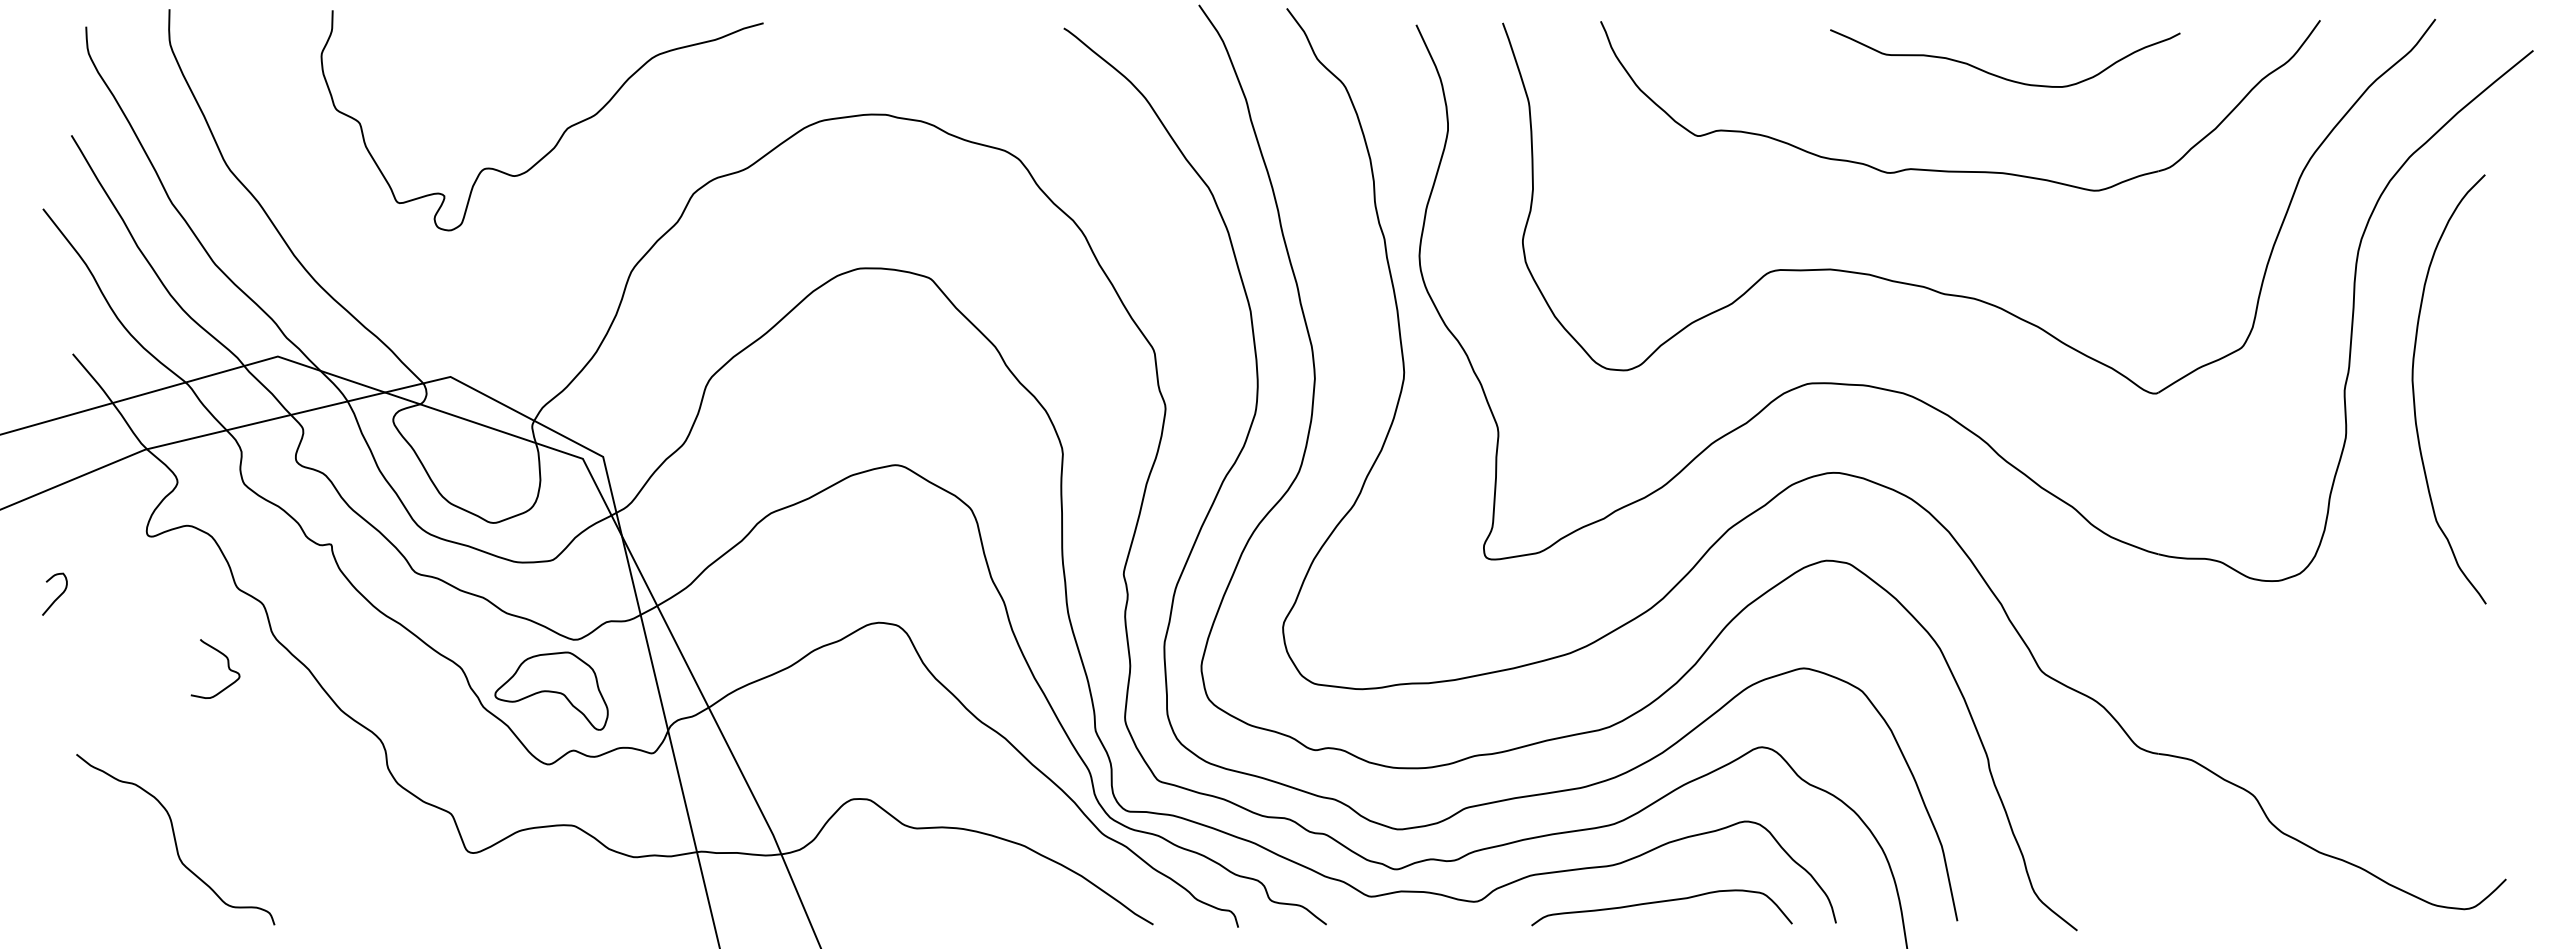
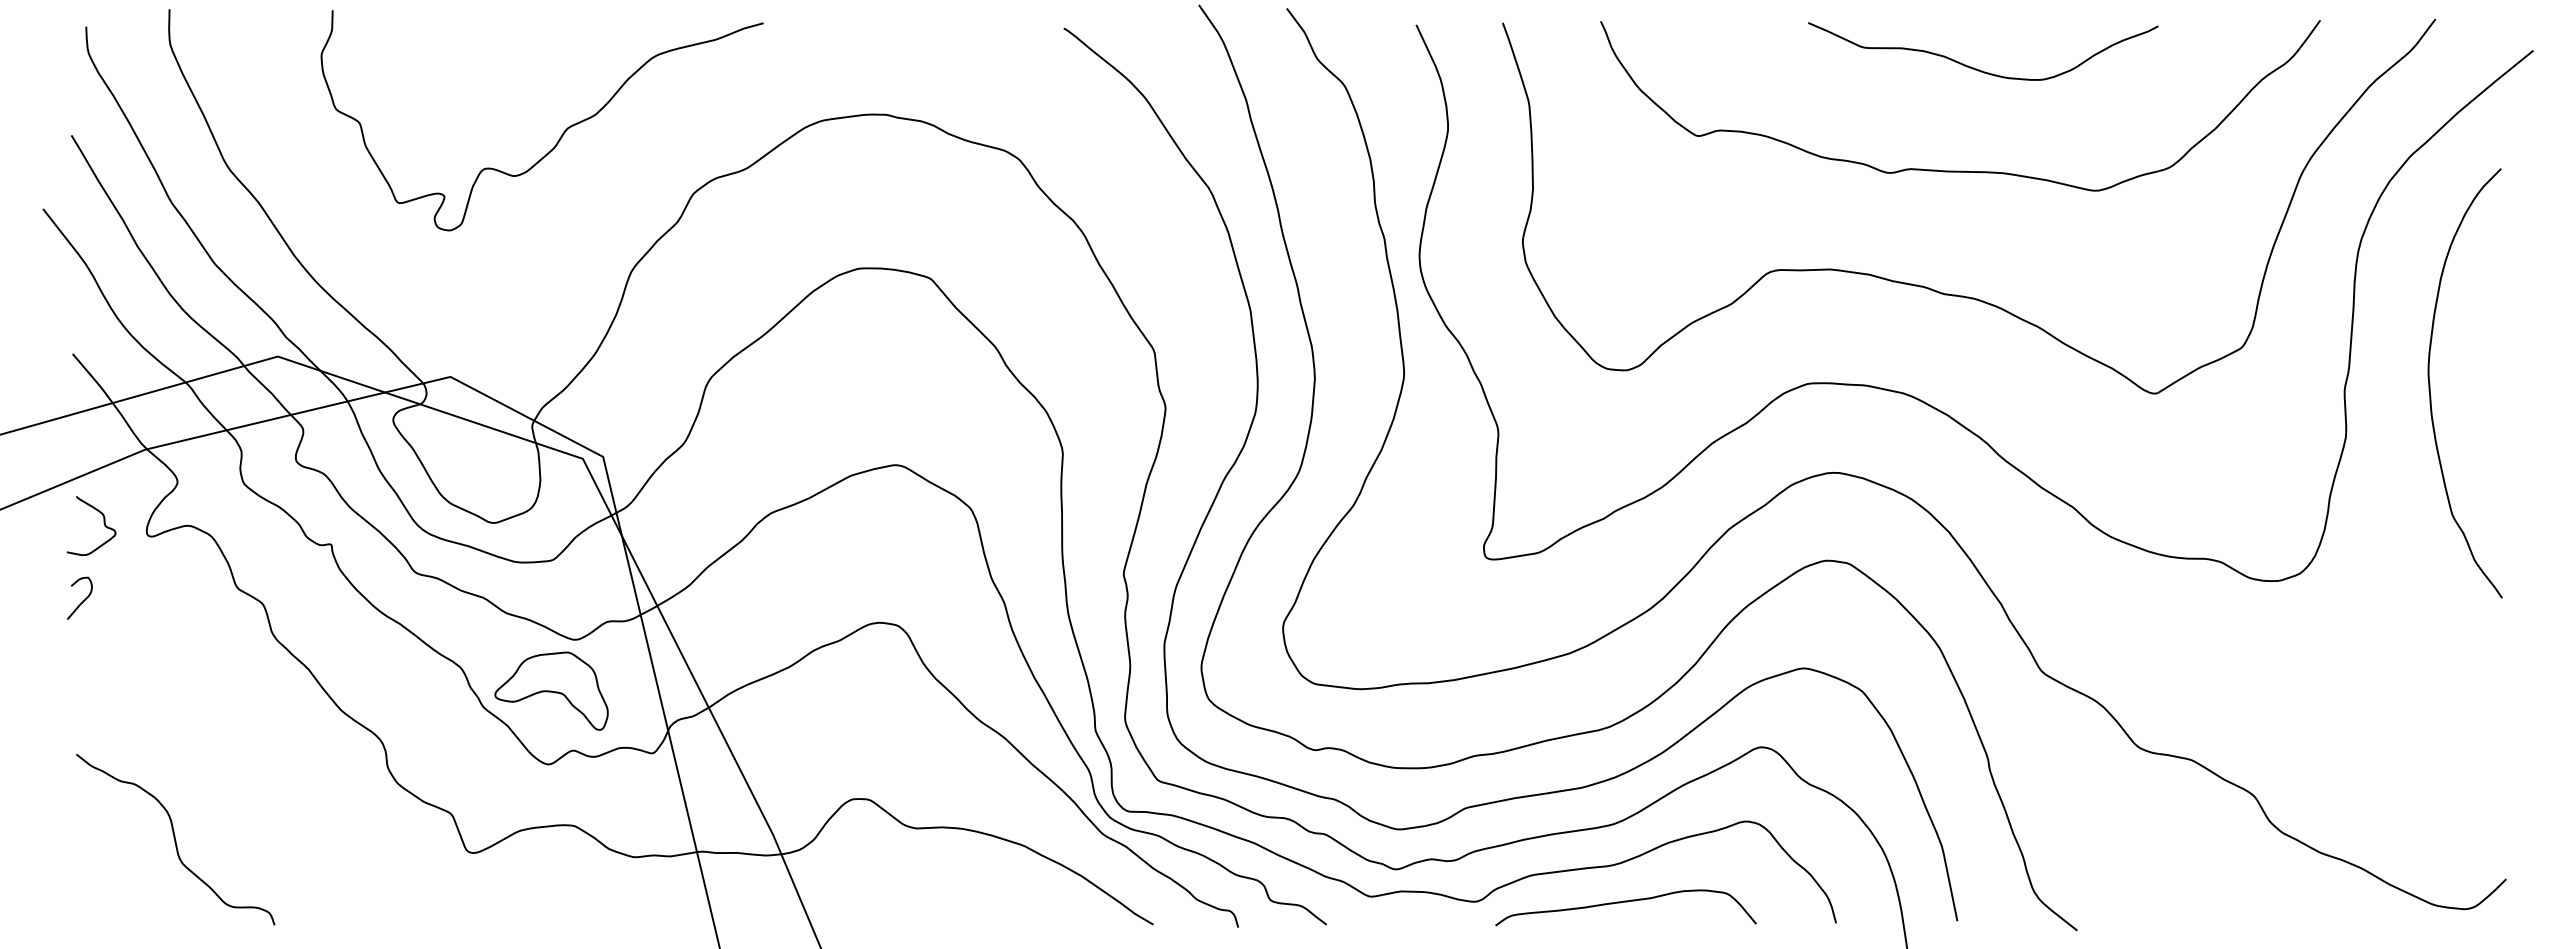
curve position: (1998, 75) -> (1976, 68) (1976, 68)
curve position: (2414, 389) -> (2430, 383) (2430, 383)
curve position: (58, 596) -> (83, 600) (83, 600)
curve position: (227, 666) -> (103, 523) (103, 523)
curve position: (1661, 902) -> (1625, 902) (1625, 902)
